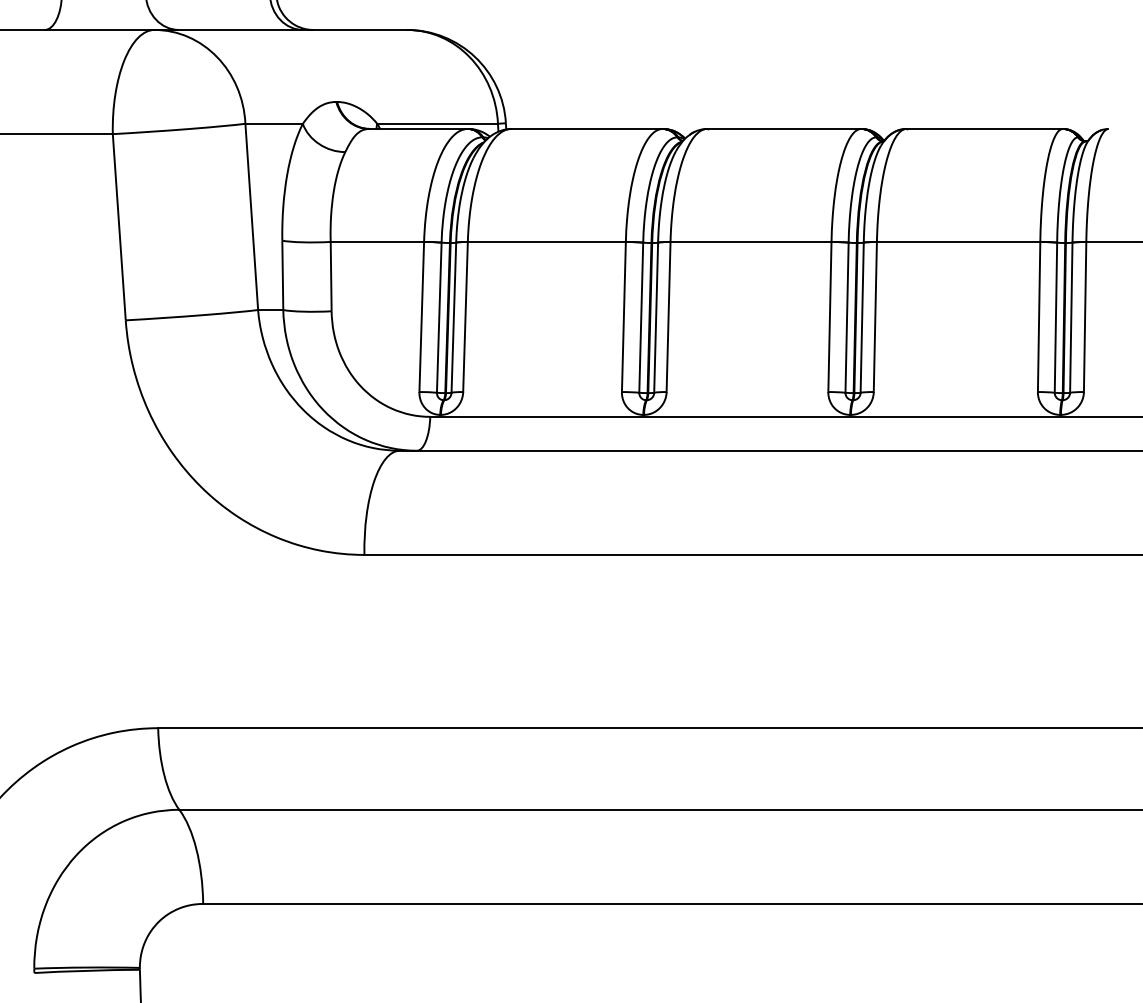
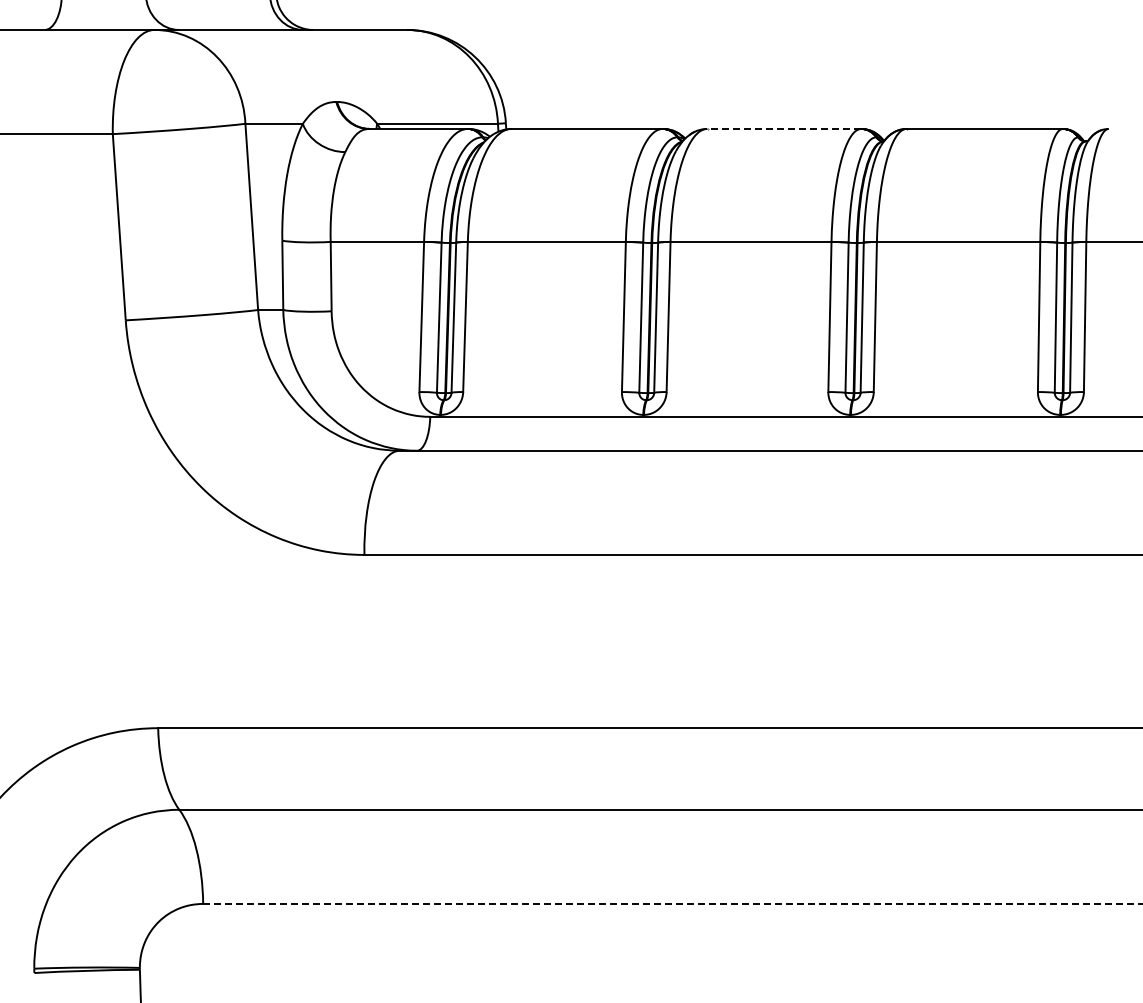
line: solid -> dashed (783, 128)
line: solid -> dashed (673, 903)
